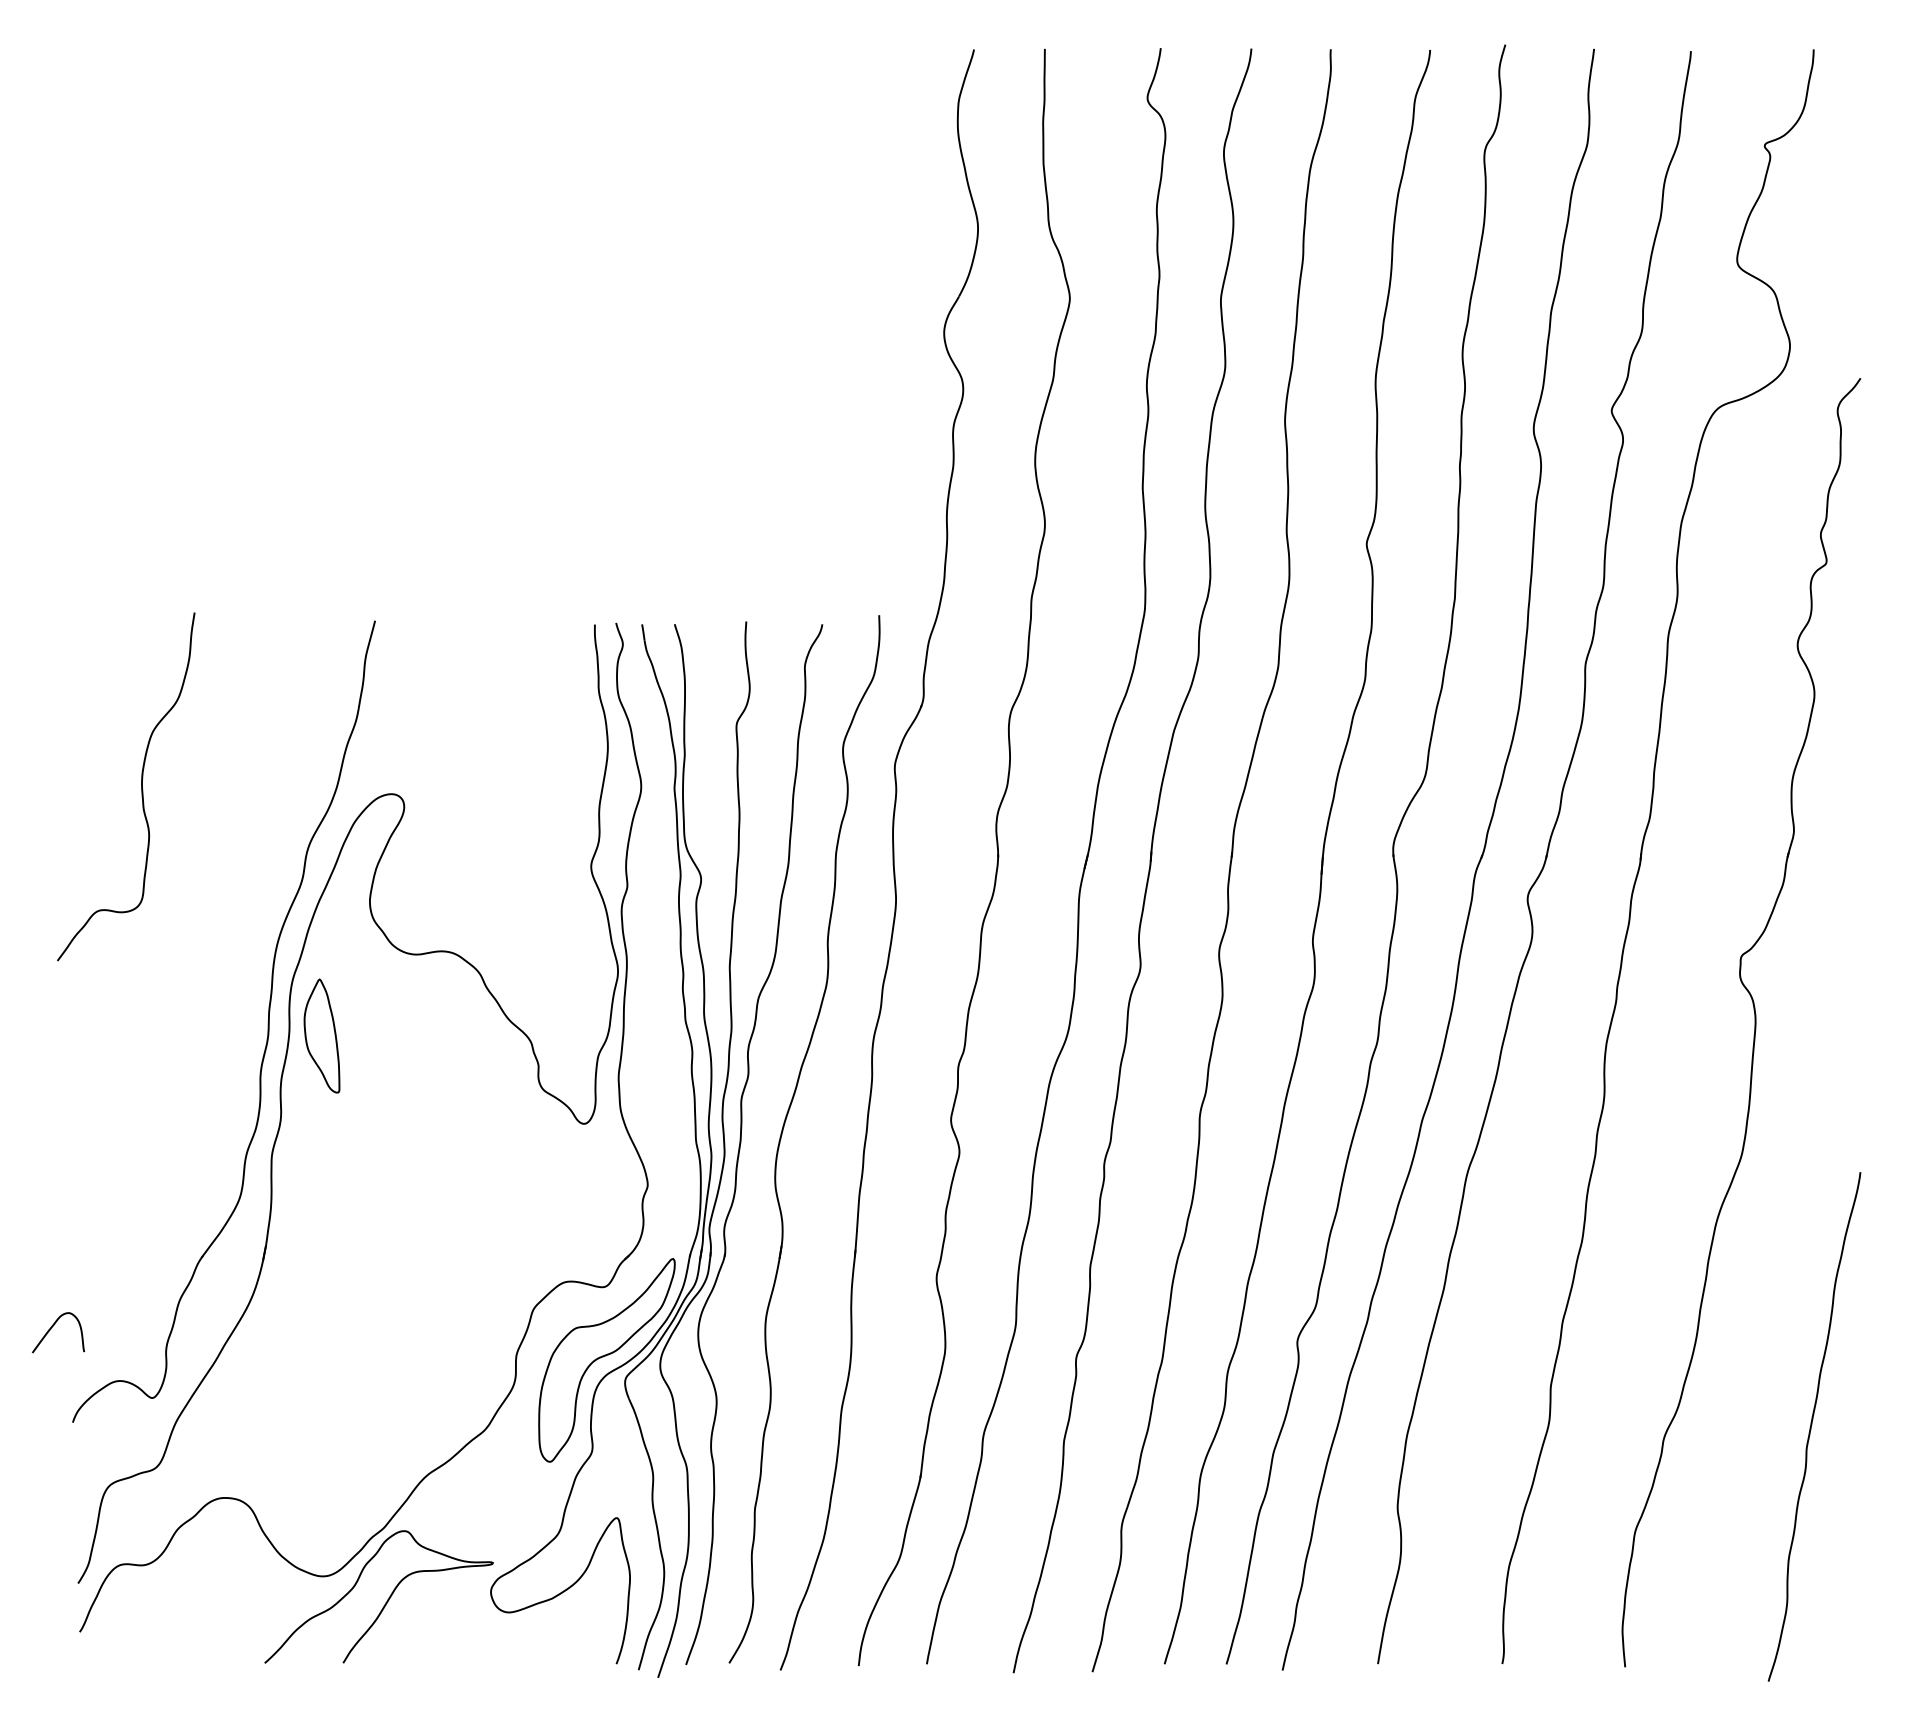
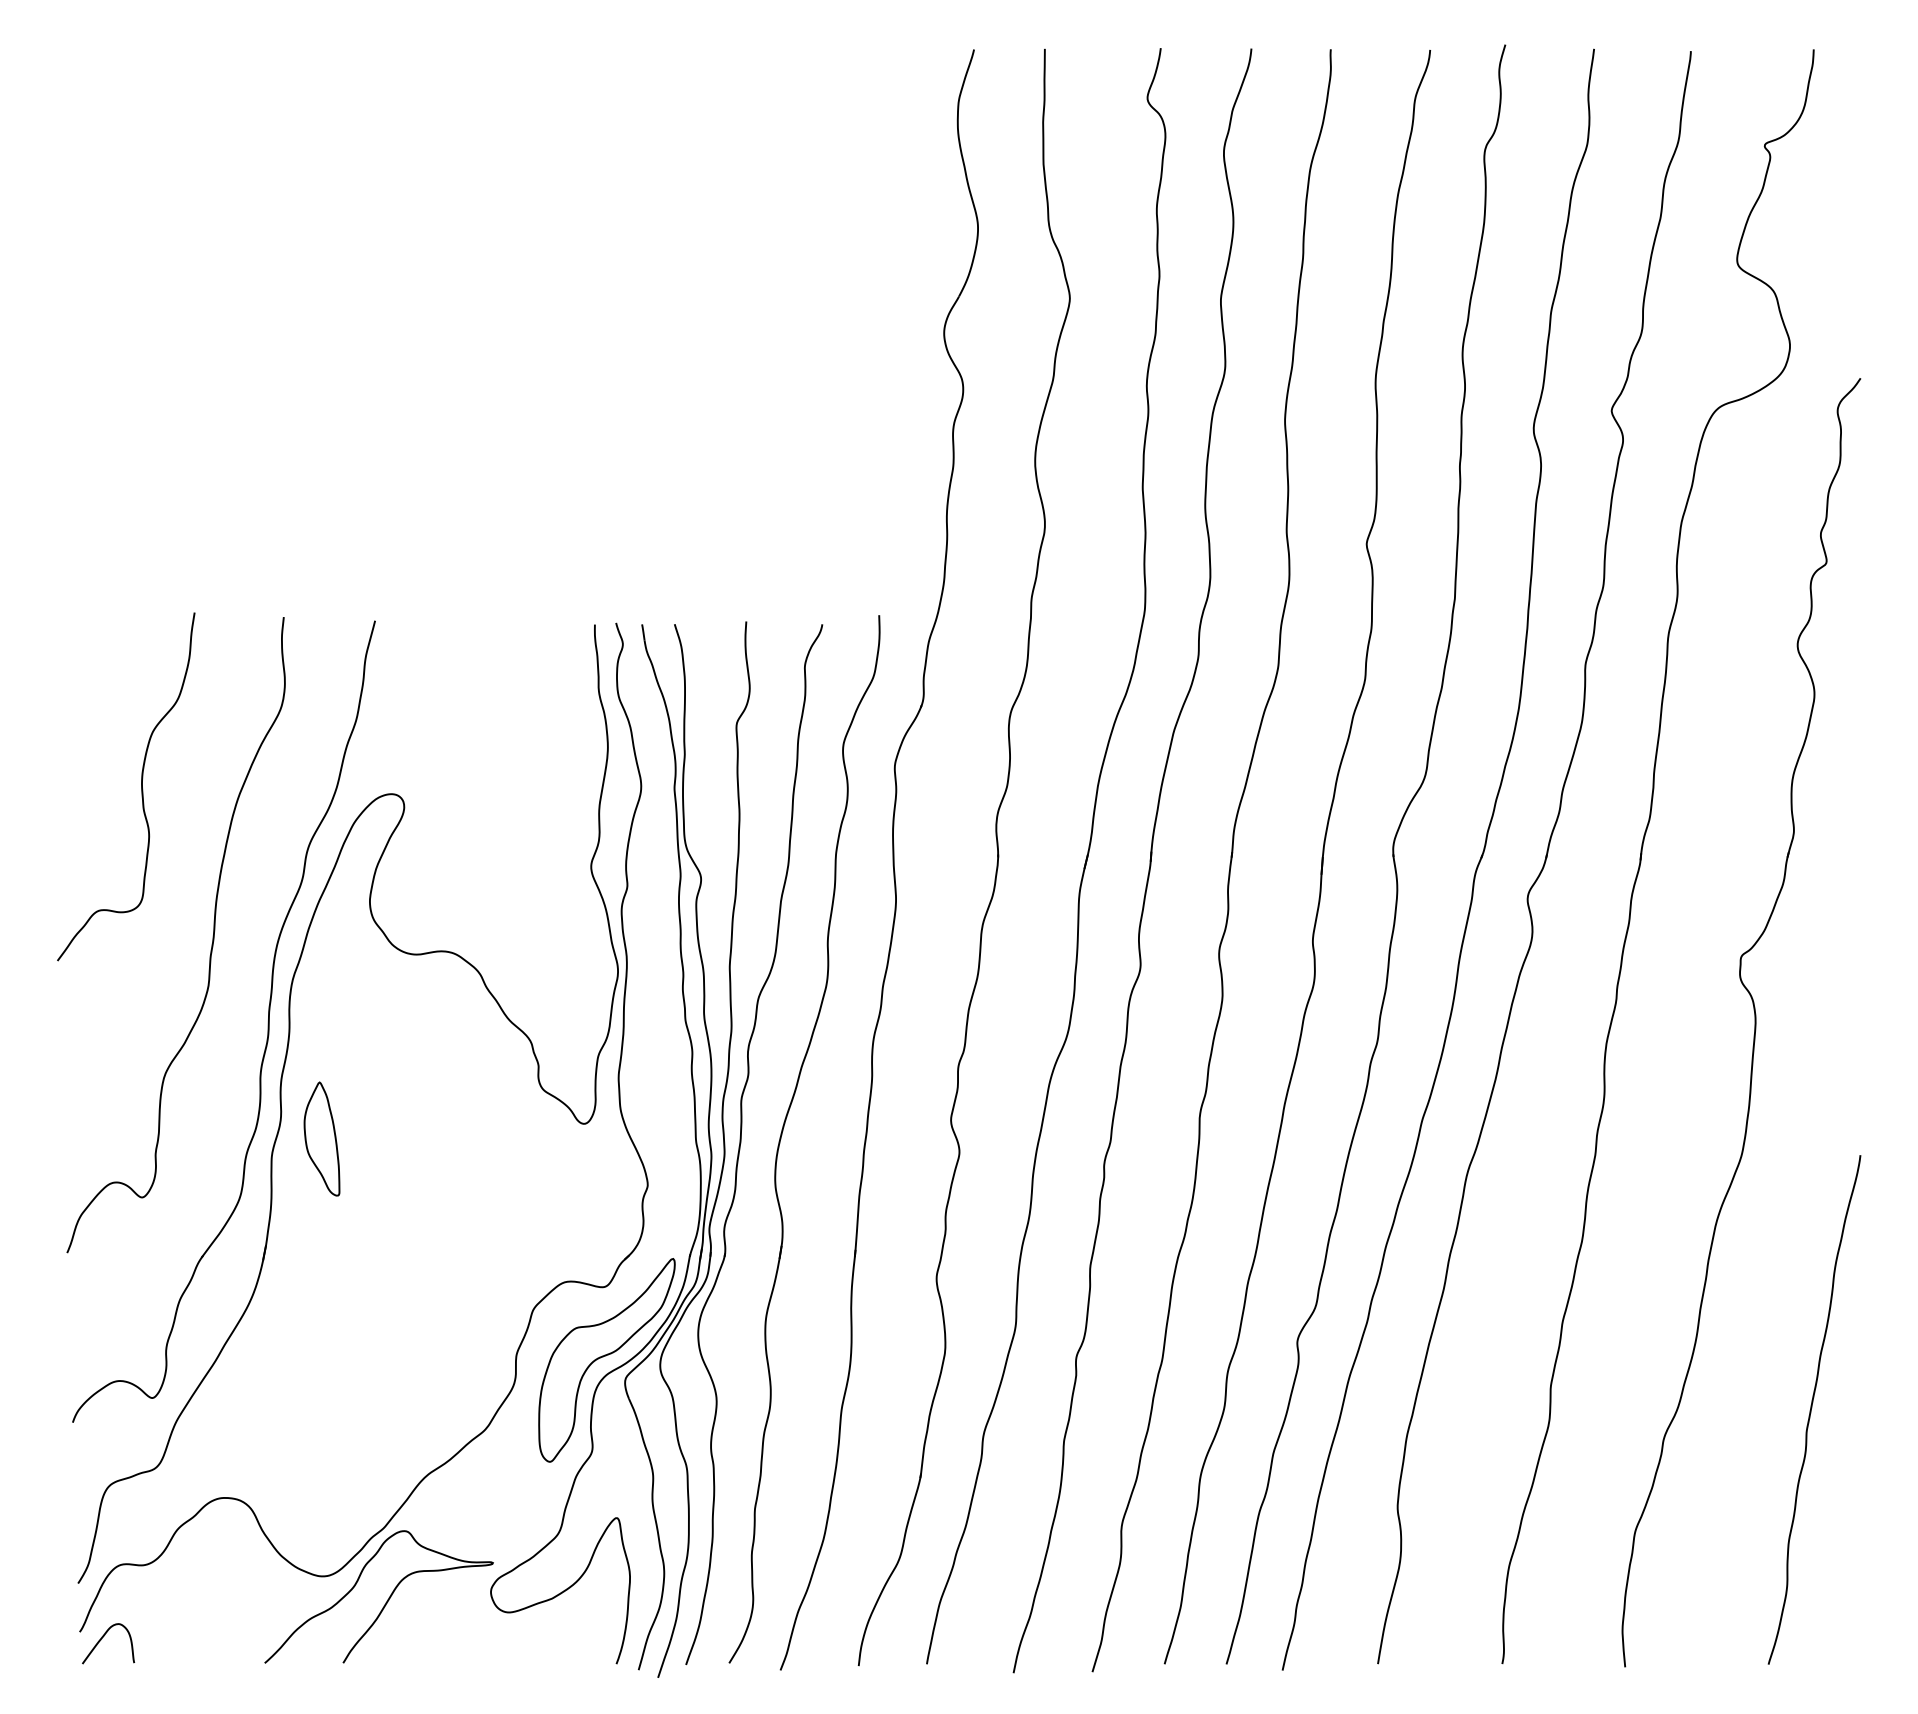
curve: none -> present (212, 936)
part position: (321, 1035) -> (321, 1138) (321, 1138)
curve position: (51, 1329) -> (101, 1640) (101, 1640)
curve position: (1812, 1425) -> (1812, 1408) (1812, 1408)
